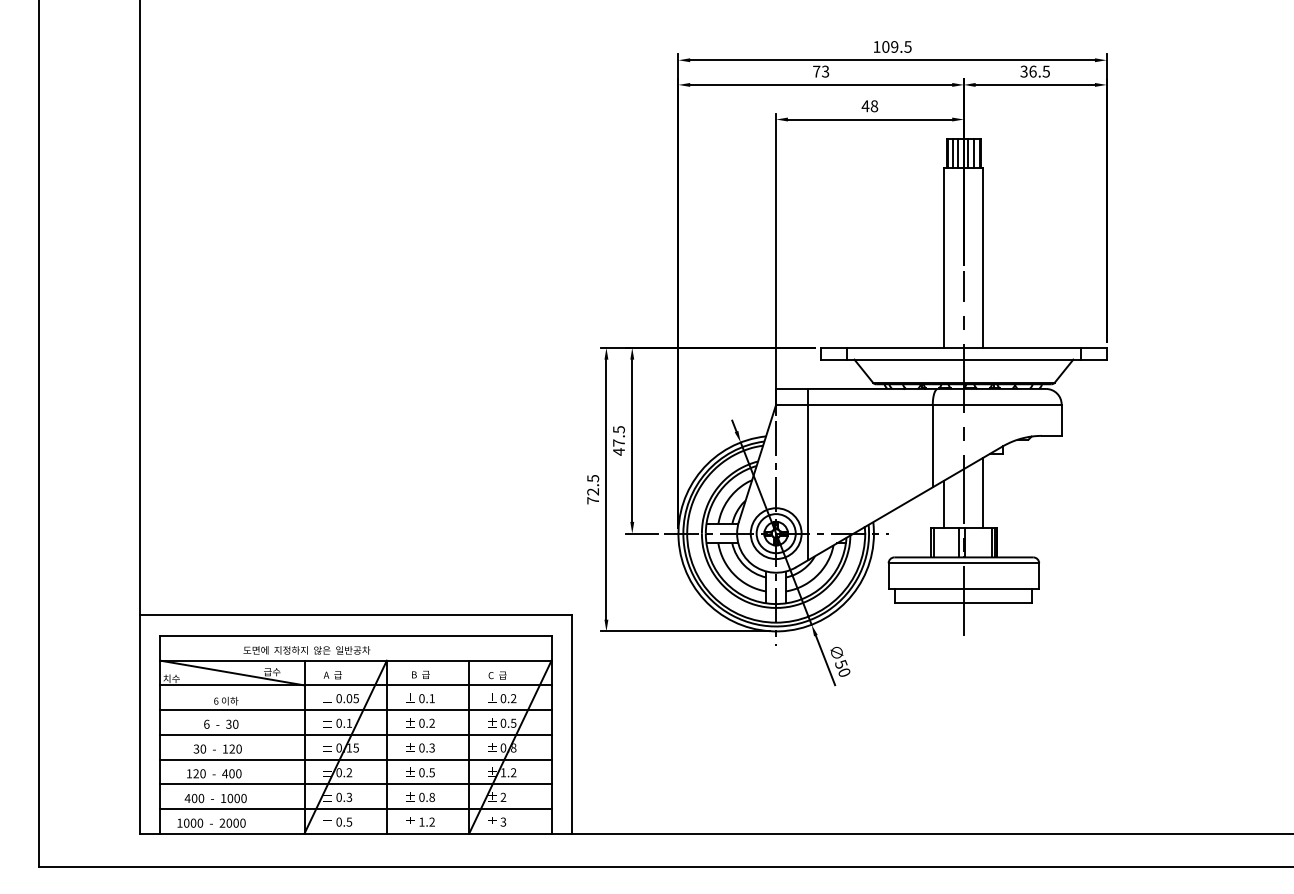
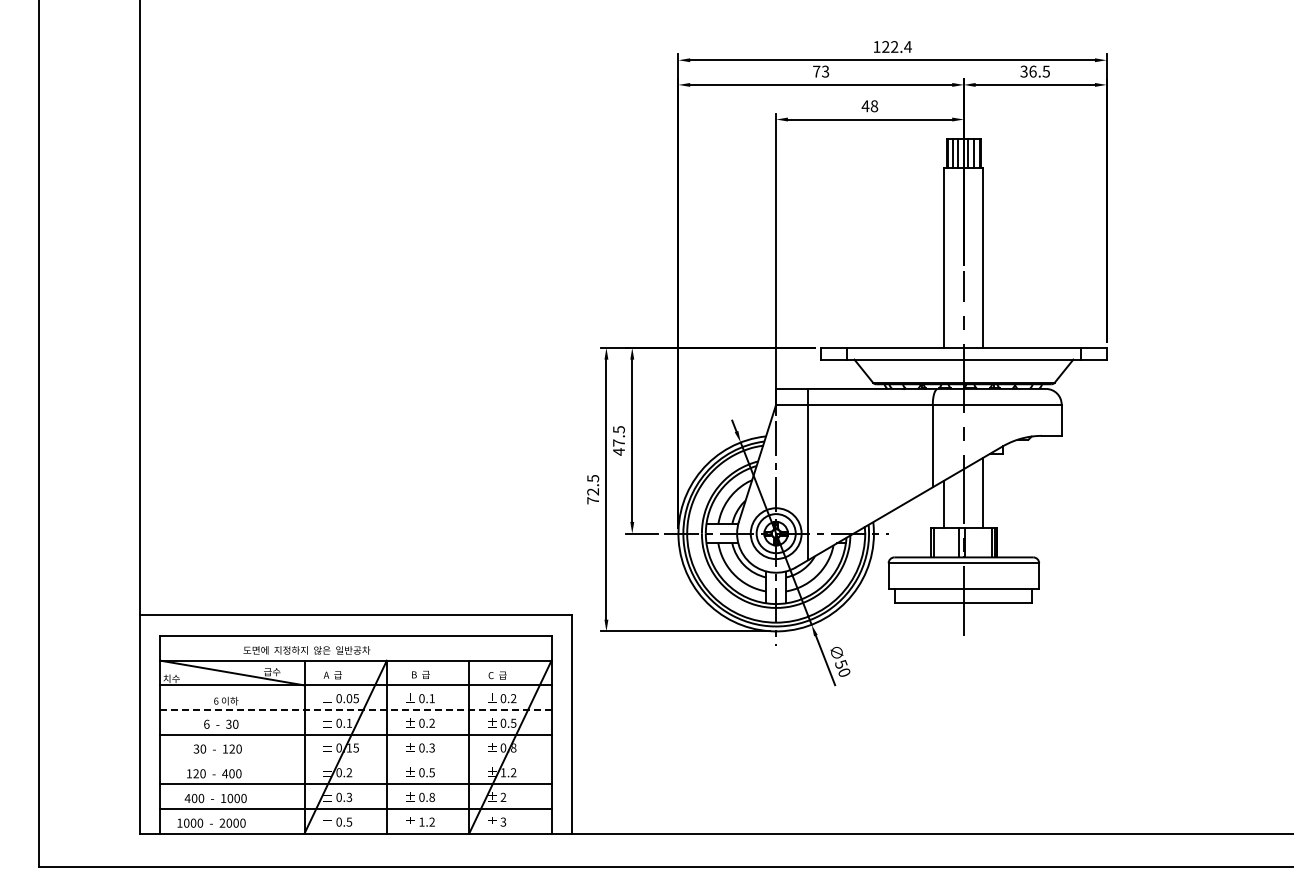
text: 109.5 -> 122.4 (896, 46)
line: solid -> dashed (355, 710)
line: present -> none (355, 759)
